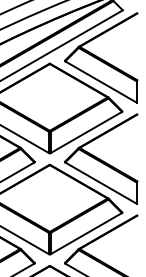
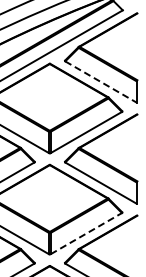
line: solid -> dashed (101, 82)
line: solid -> dashed (86, 233)
